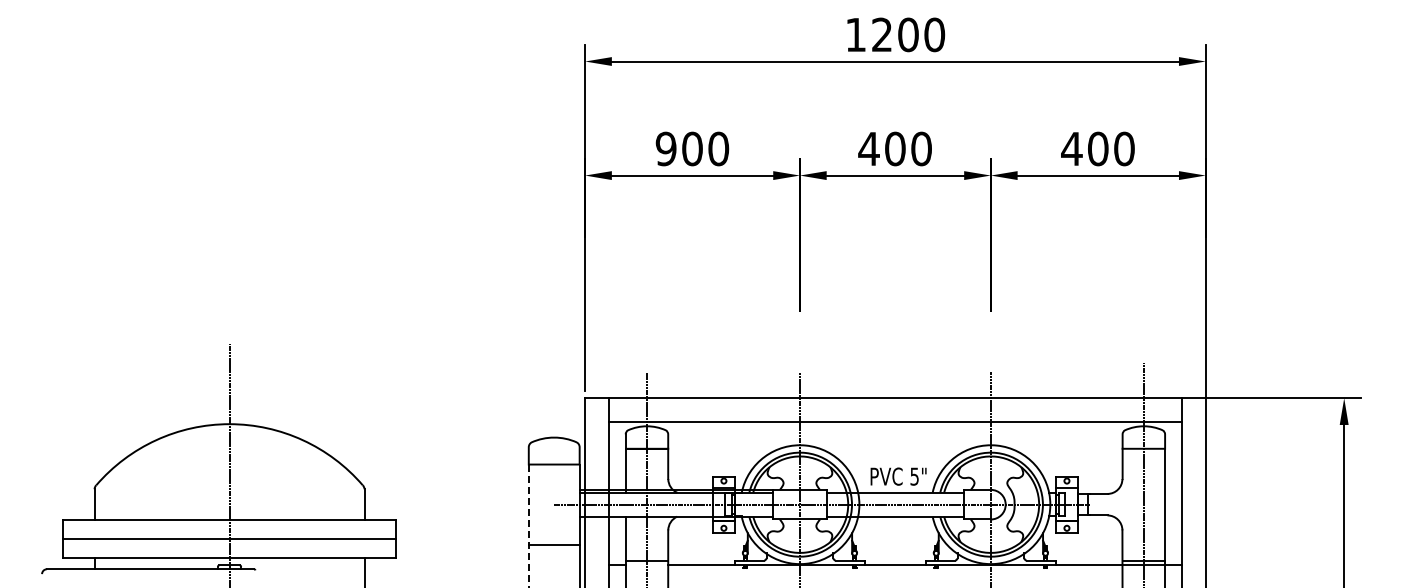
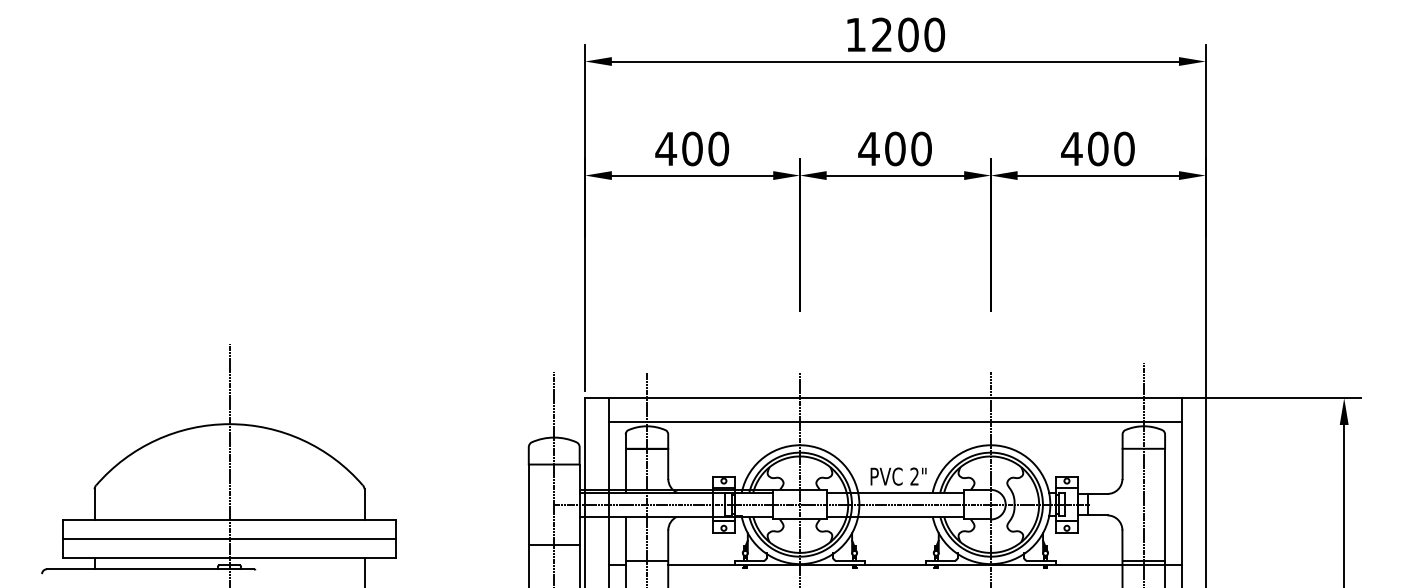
text: 900 -> 400 (666, 148)
text: 5" -> 2" (914, 476)
line: none -> present (554, 478)
line: dashed -> solid (528, 526)
